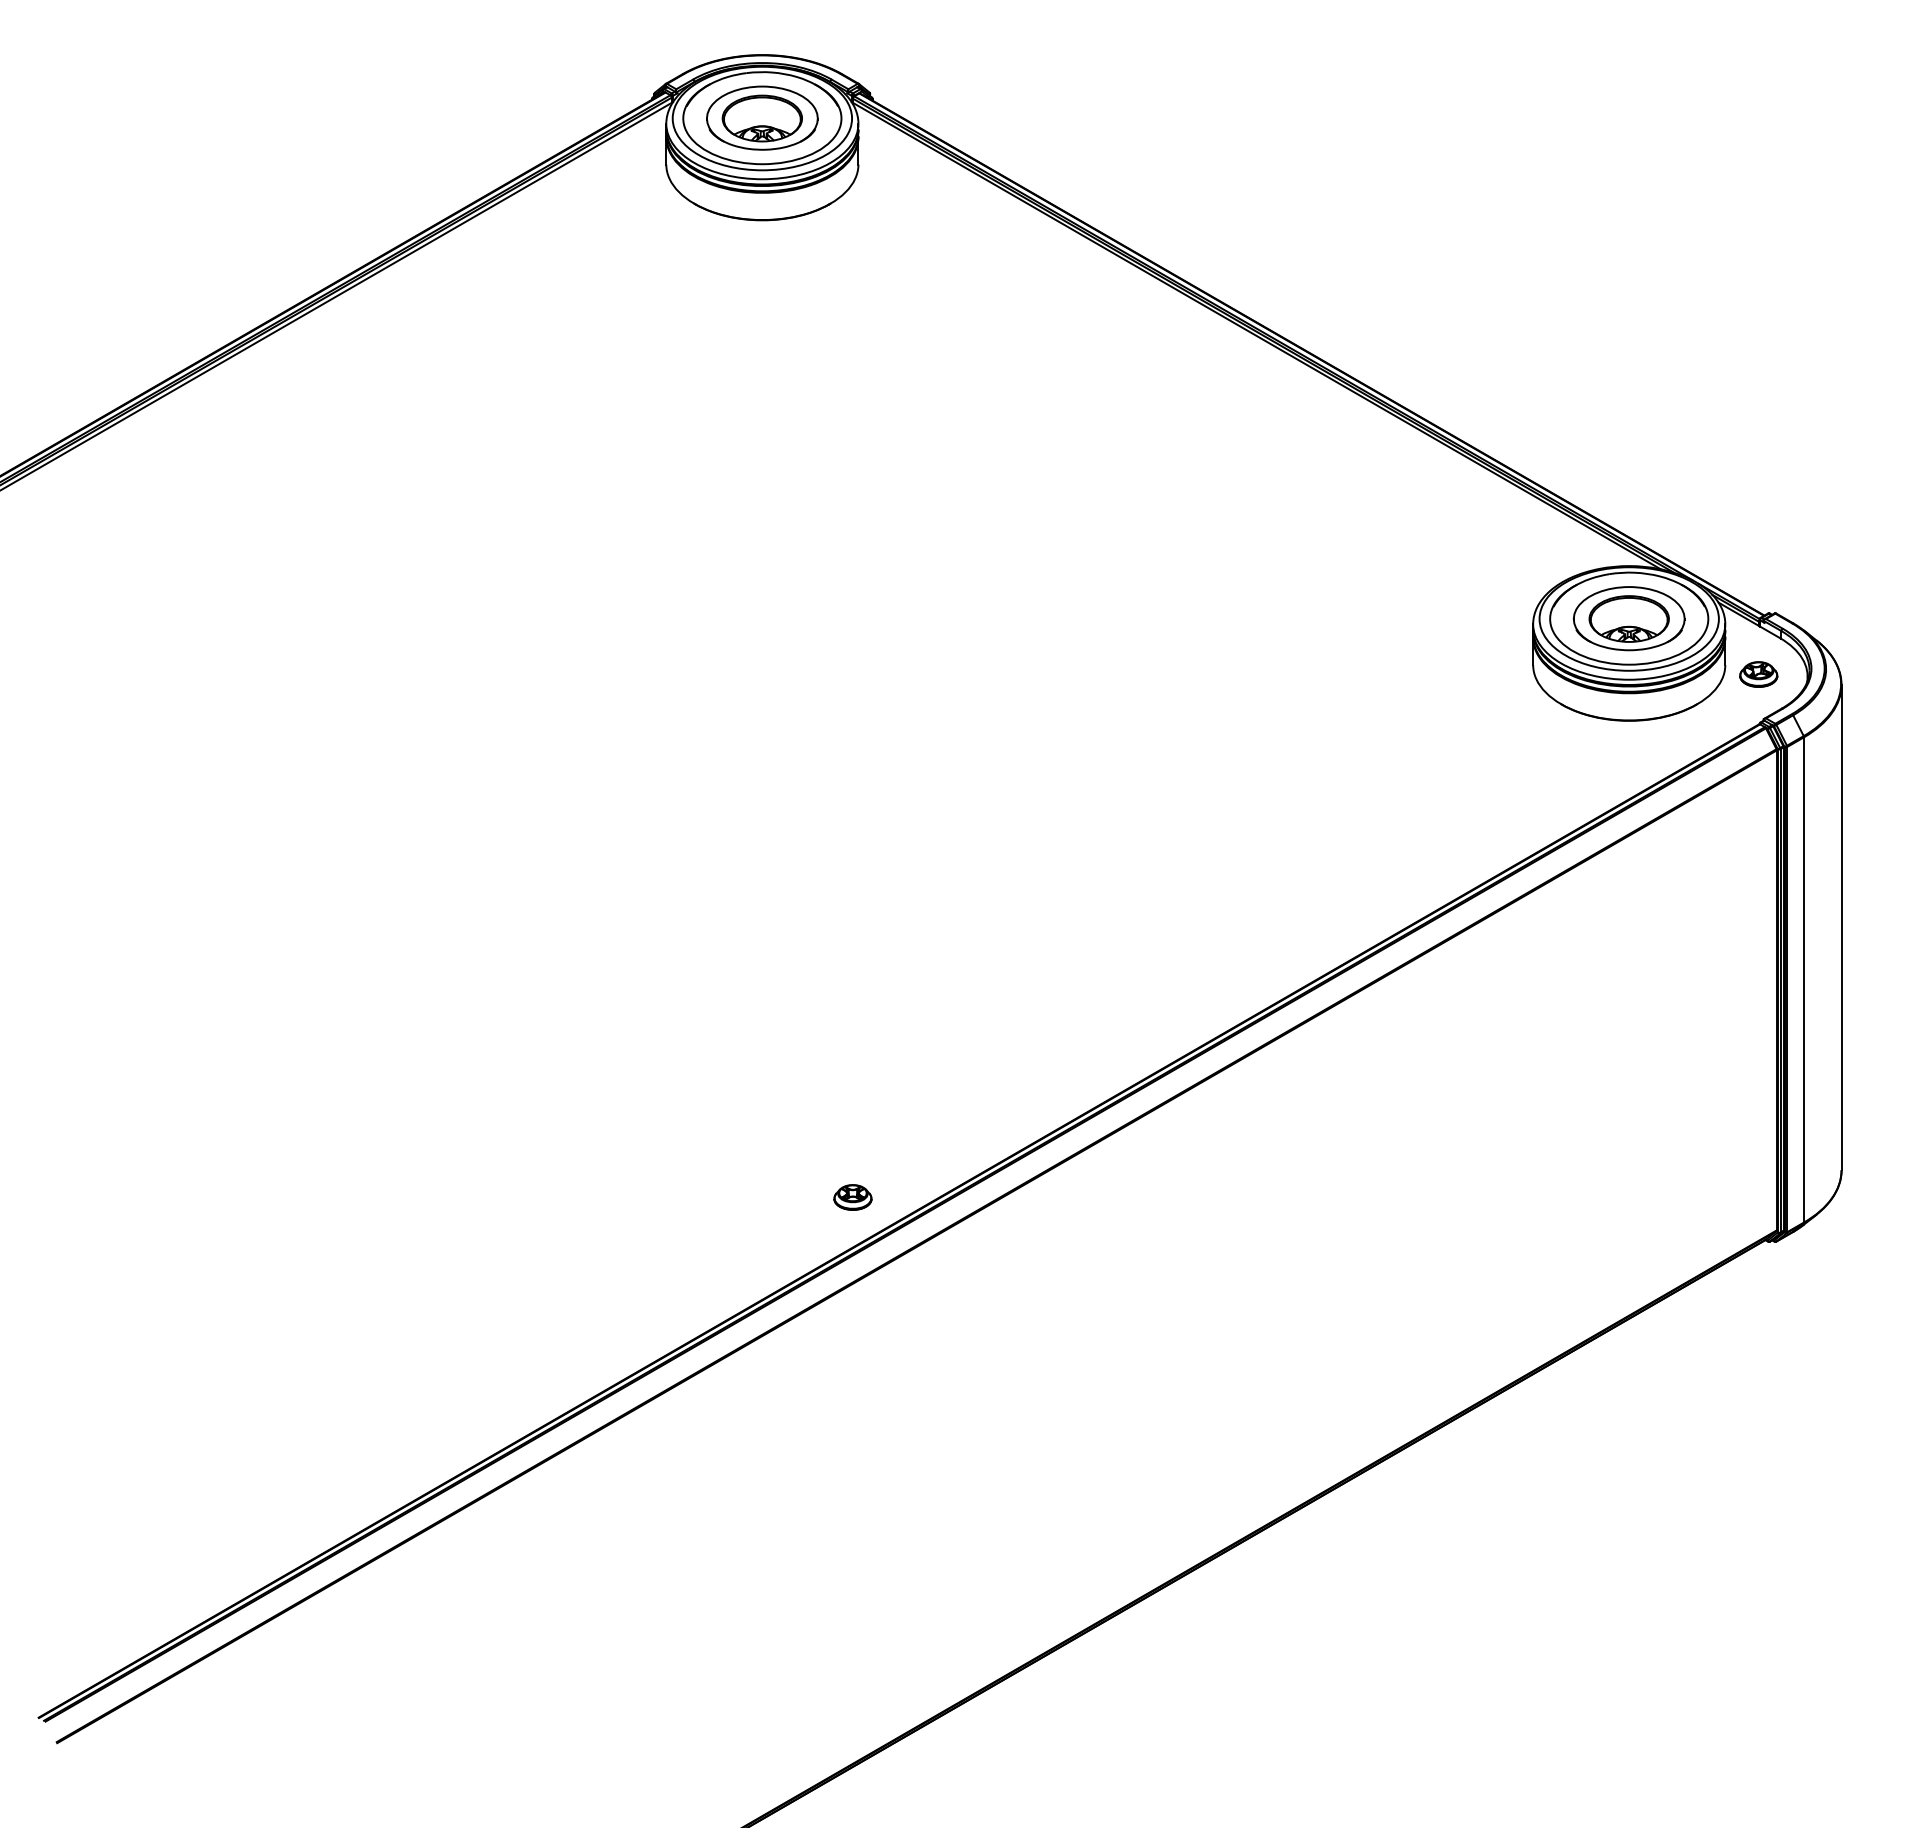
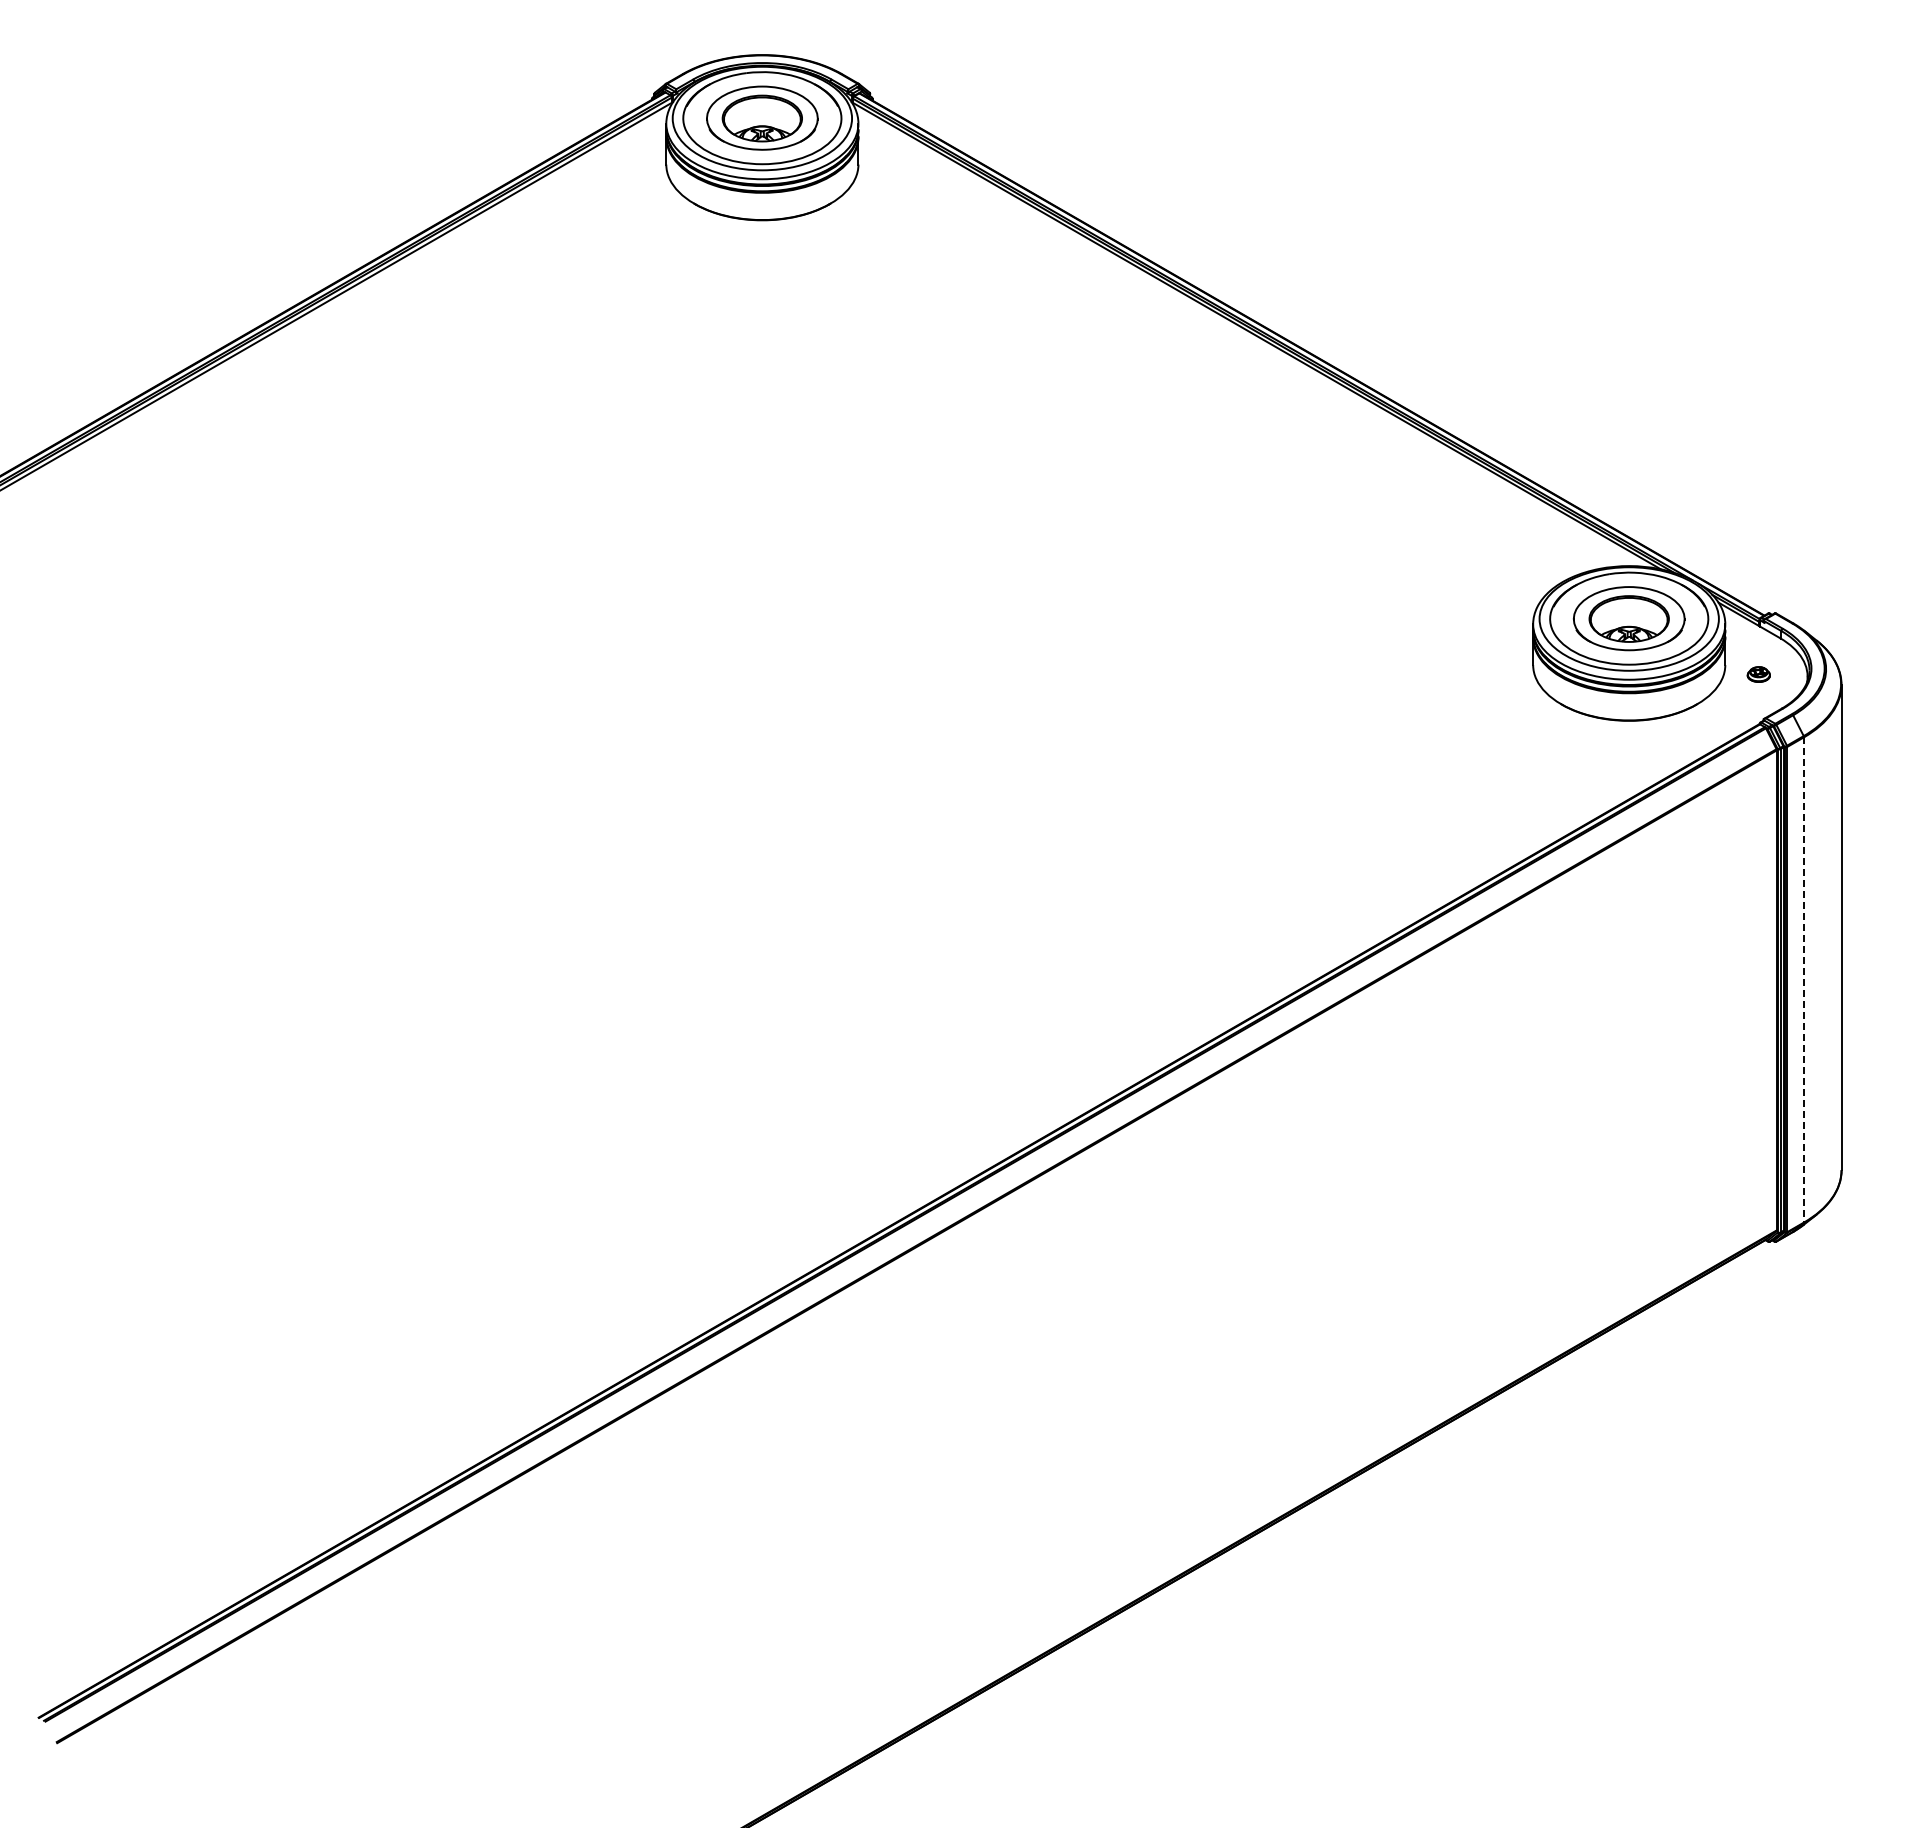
part size: 40x27 px -> 25x17 px (1758, 674)
line: solid -> dashed (1804, 979)
part: present -> none (852, 1197)
